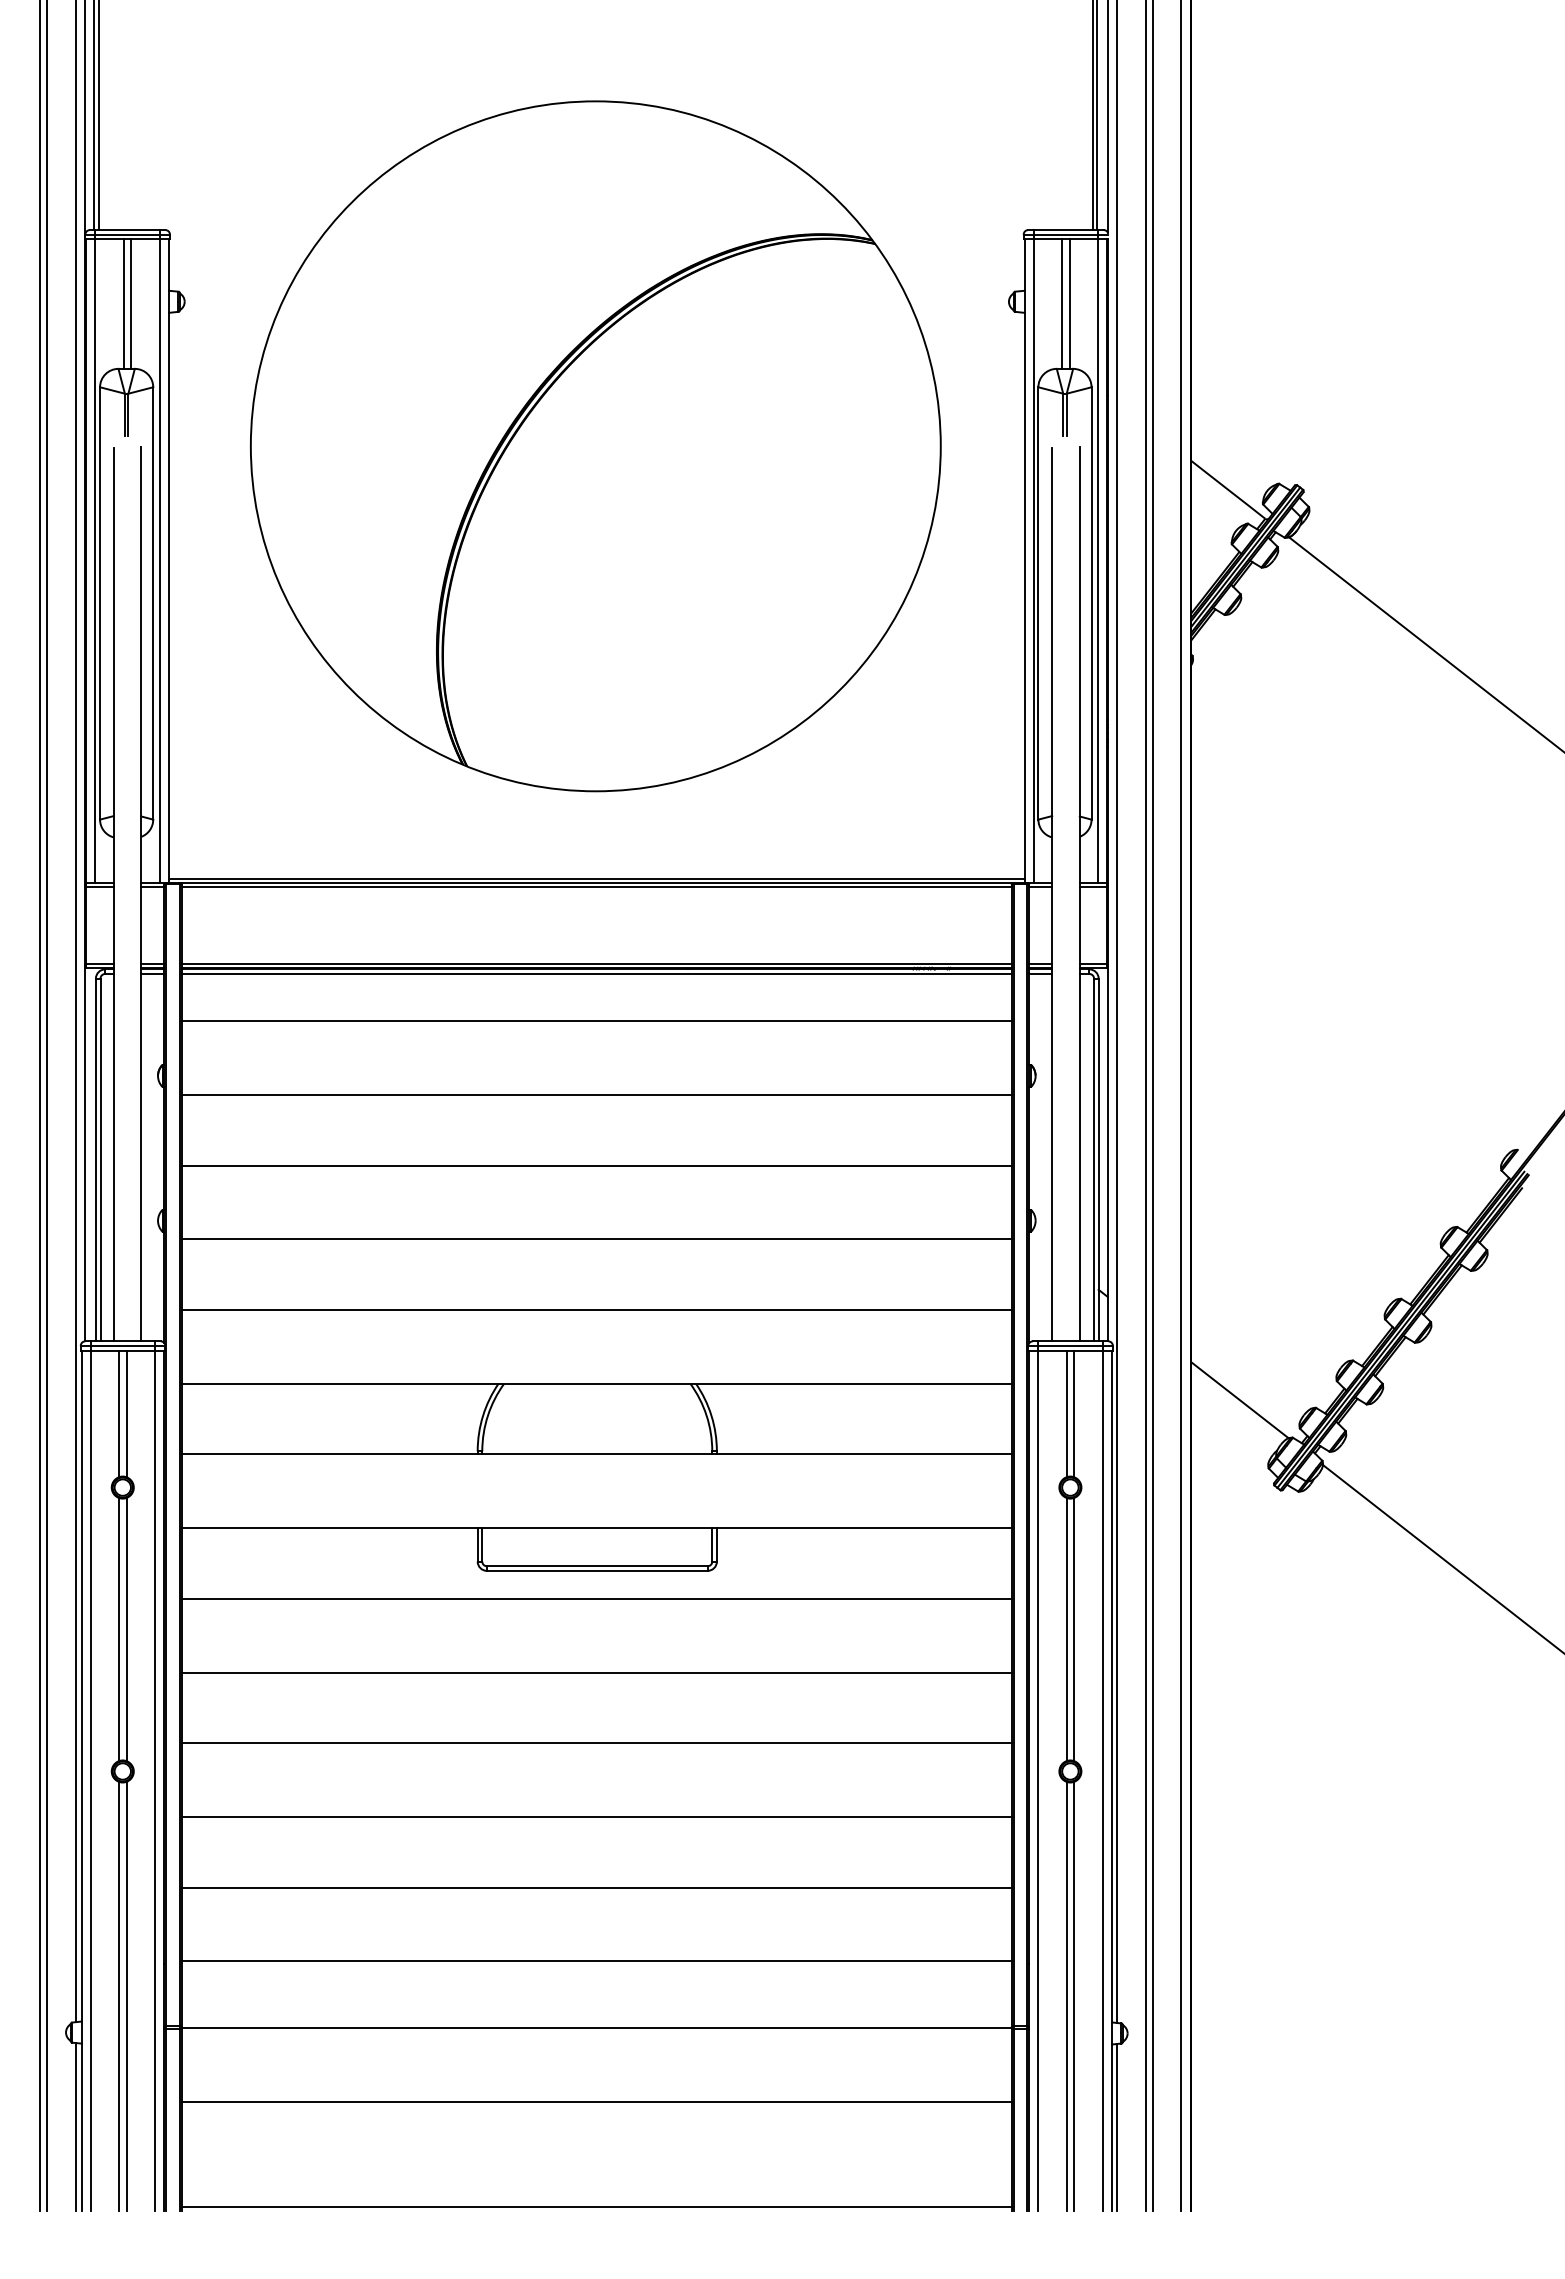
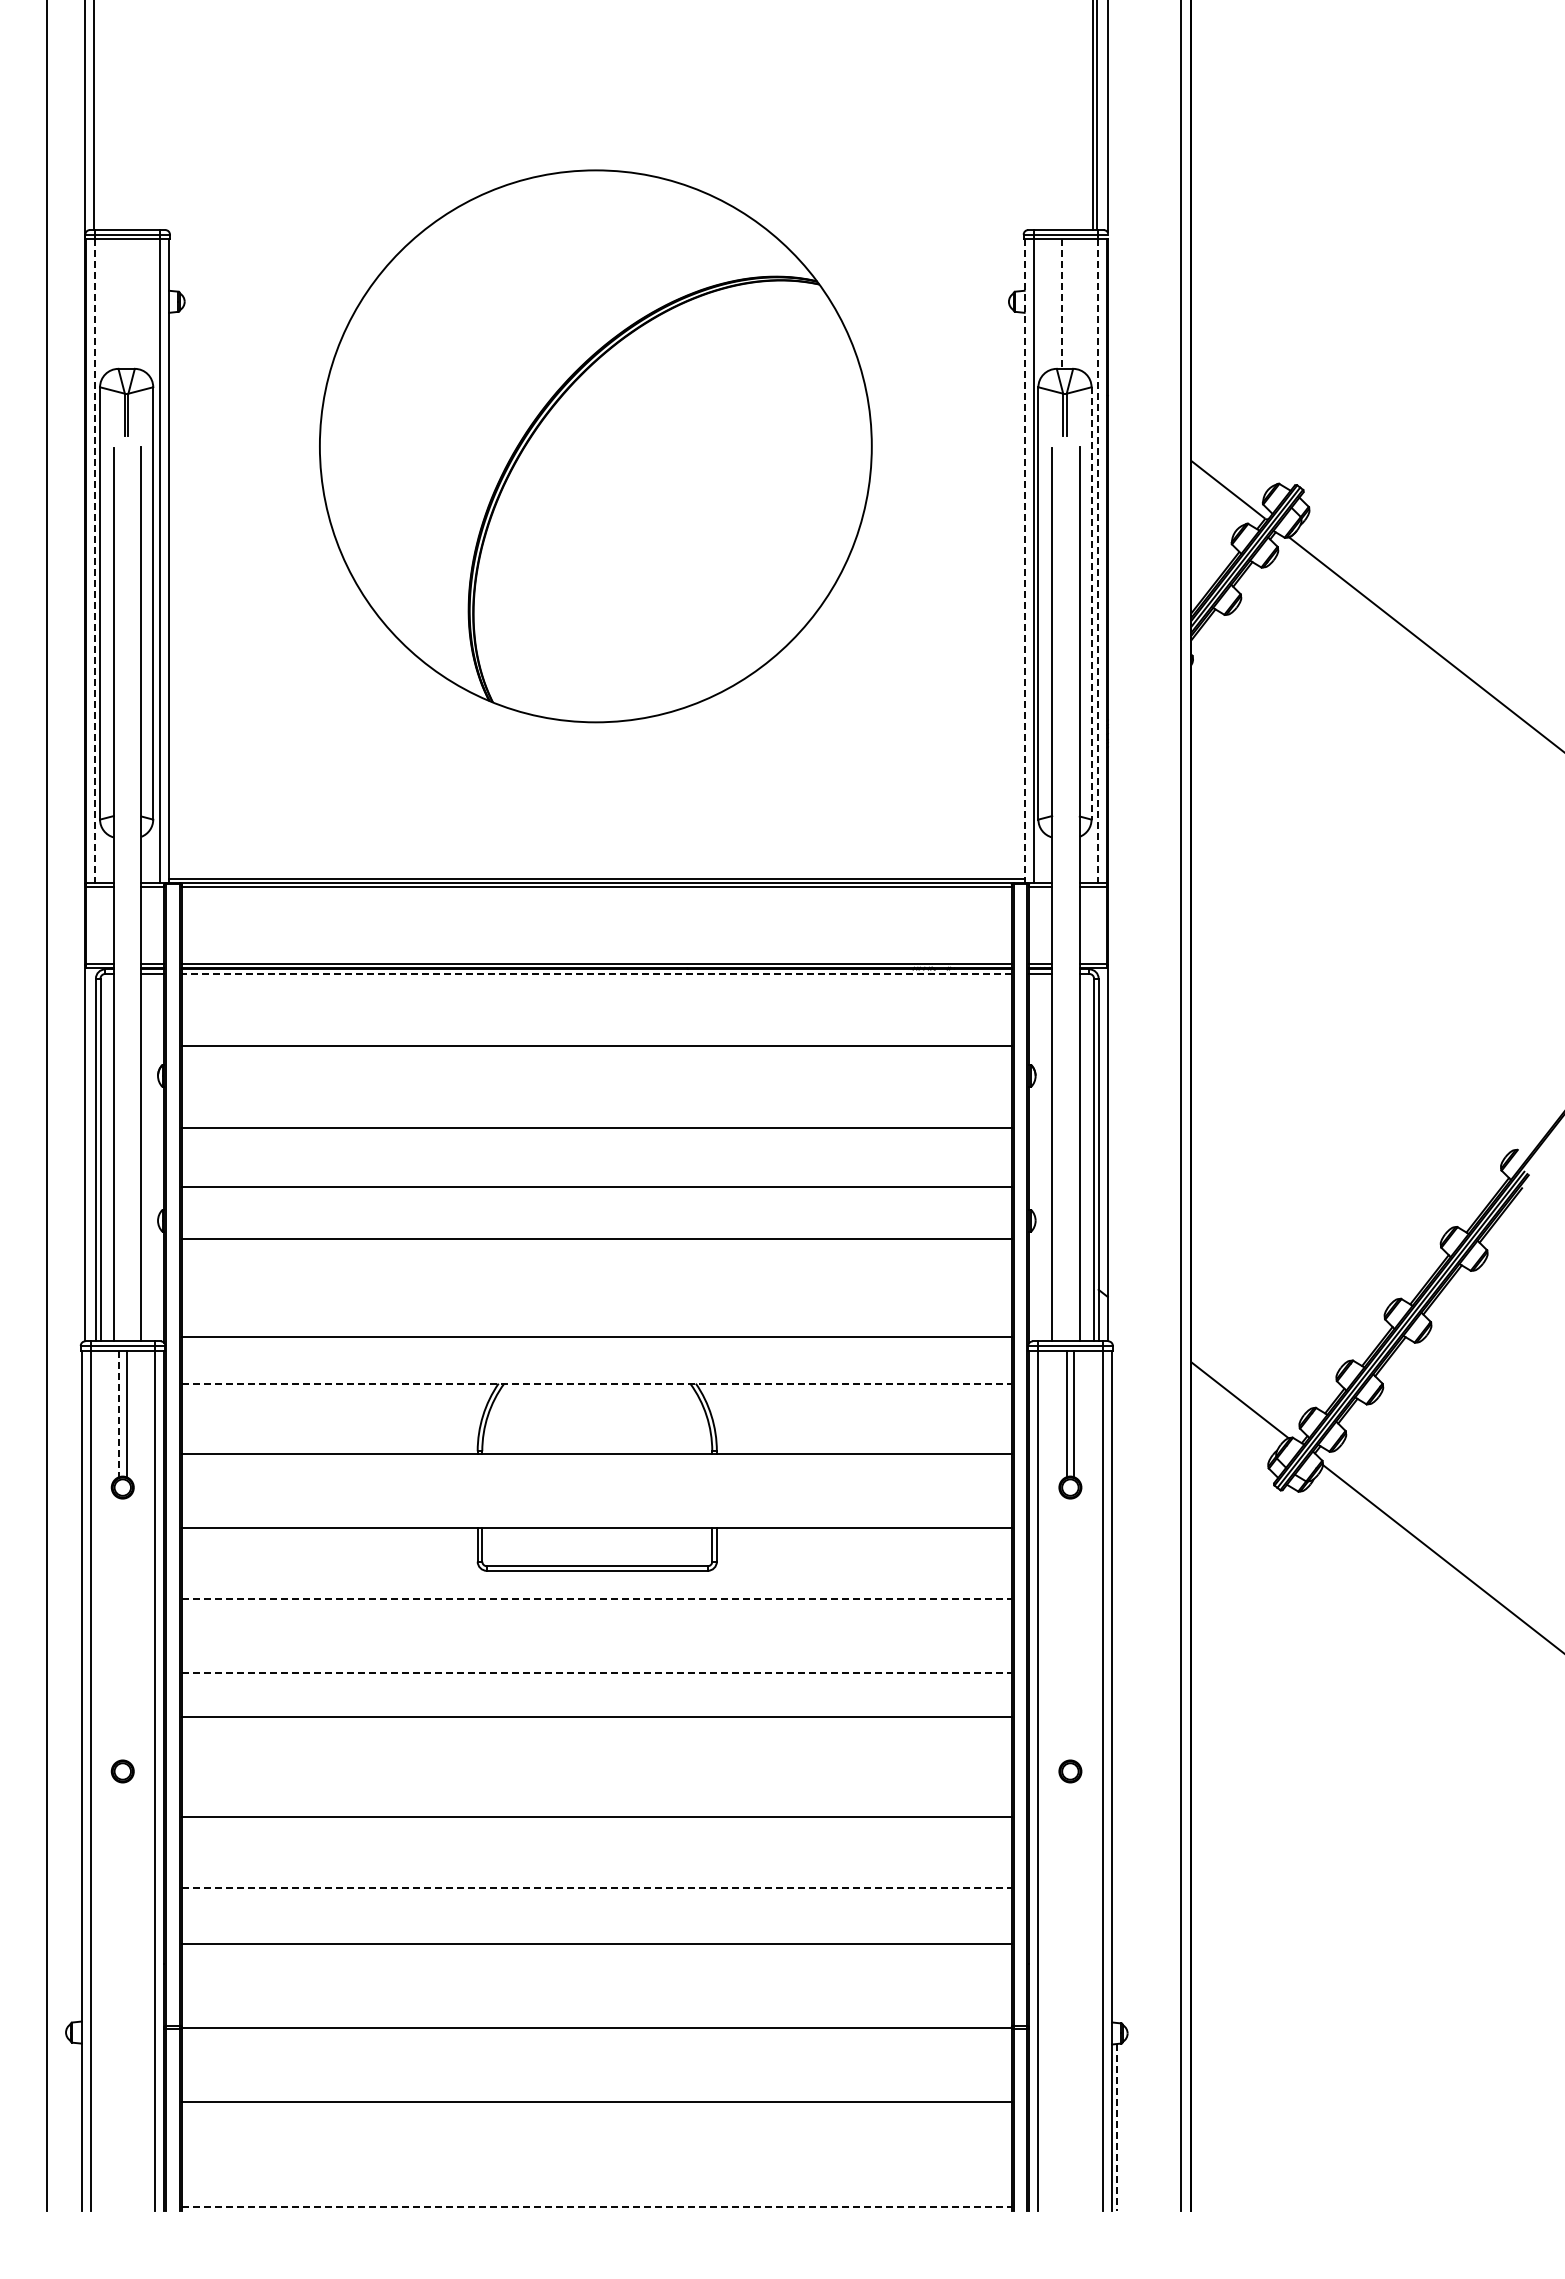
line: present -> none (99, 116)
line: present -> none (123, 303)
line: present -> none (131, 303)
line: present -> none (1069, 303)
line: solid -> dashed (1062, 304)
part size: 692x693 px -> 554x555 px (595, 446)
line: solid -> dashed (95, 561)
line: solid -> dashed (1024, 561)
line: solid -> dashed (1098, 561)
line: solid -> dashed (1091, 603)
line: solid -> dashed (596, 974)
line: present -> none (75, 1012)
line: present -> none (1117, 1012)
line position: (596, 1021) -> (596, 1046) (596, 1046)
line position: (596, 1094) -> (596, 1127) (596, 1127)
line: present -> none (39, 1106)
line: present -> none (1145, 1106)
line: present -> none (1152, 1106)
line position: (596, 1165) -> (596, 1186) (596, 1186)
line position: (596, 1310) -> (596, 1337) (596, 1337)
line: solid -> dashed (596, 1383)
line: solid -> dashed (119, 1414)
line: solid -> dashed (596, 1598)
line: present -> none (119, 1629)
line: present -> none (126, 1629)
line: present -> none (1066, 1629)
line: present -> none (1074, 1629)
line: solid -> dashed (596, 1672)
line position: (596, 1743) -> (596, 1717) (596, 1717)
line: solid -> dashed (596, 1887)
line position: (596, 1961) -> (596, 1944) (596, 1944)
line: present -> none (119, 1995)
line: present -> none (126, 1995)
line: present -> none (1066, 1995)
line: present -> none (1074, 1995)
line: present -> none (75, 2126)
line: solid -> dashed (1117, 2127)
line: solid -> dashed (596, 2206)
